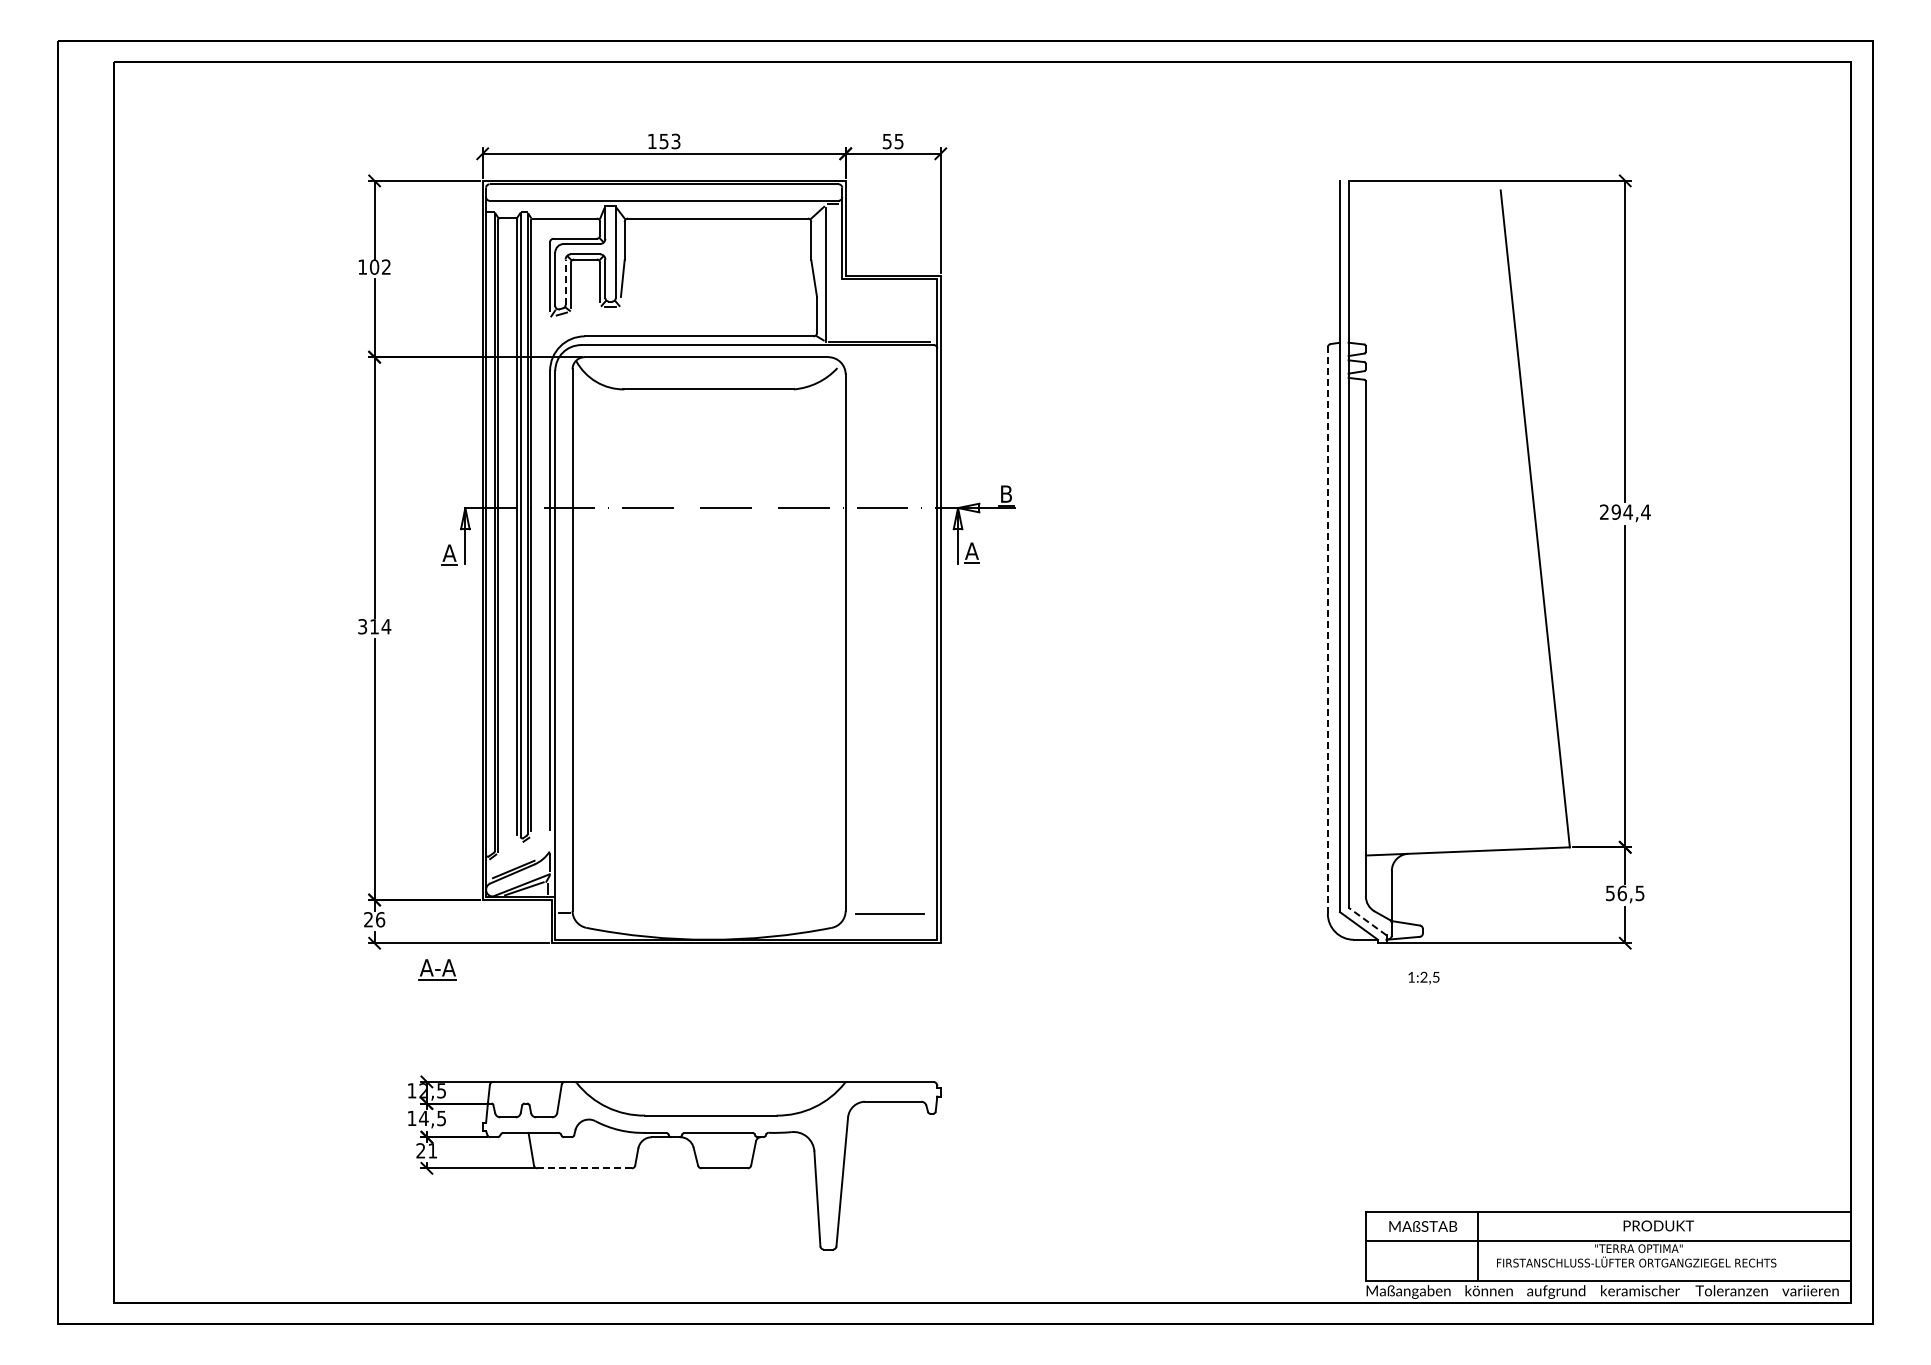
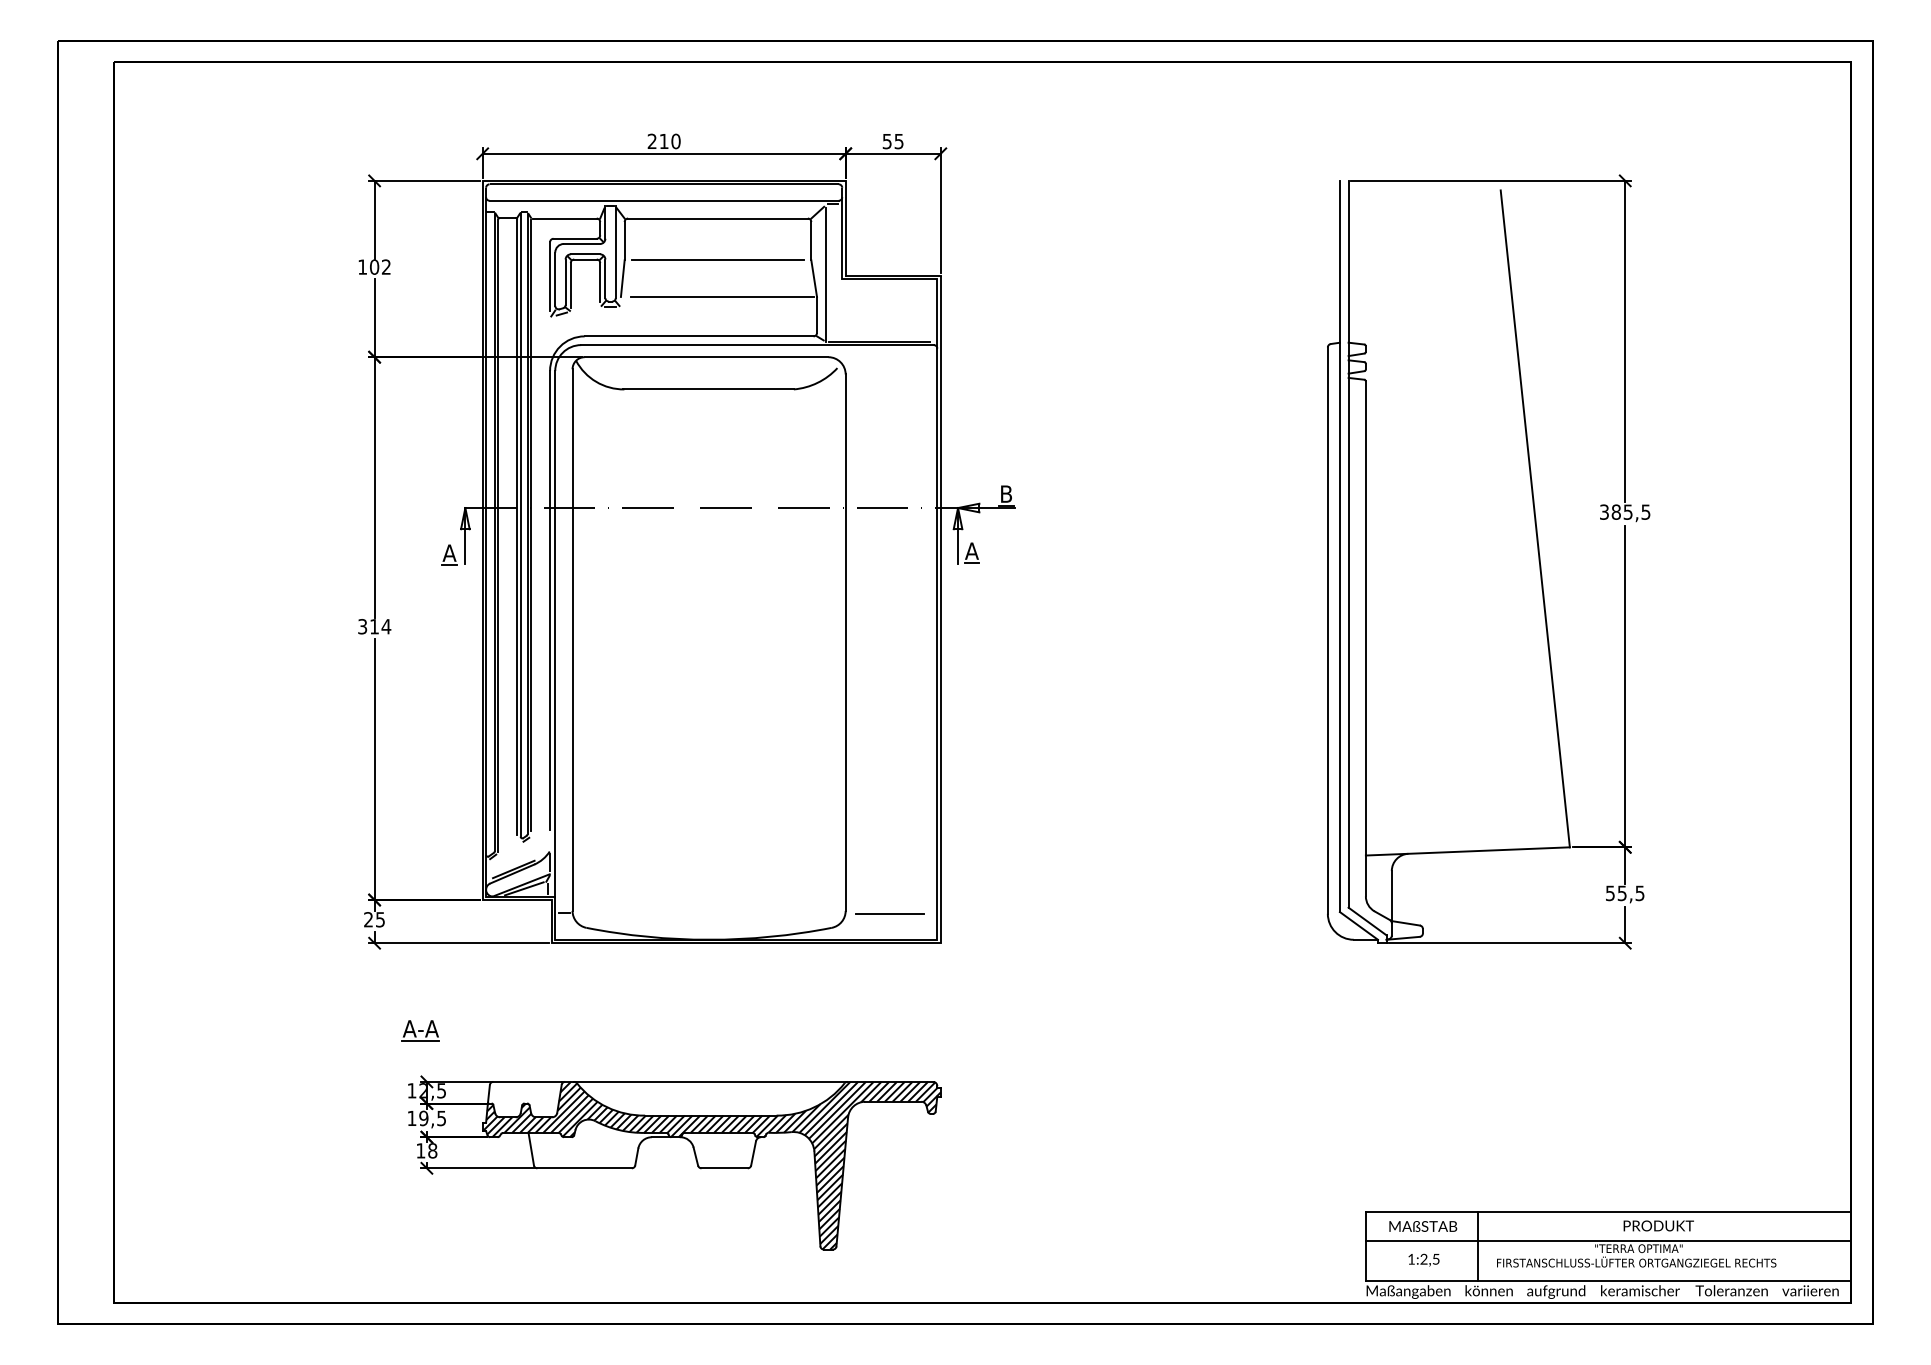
text: 153 -> 210 (663, 141)
line: none -> present (717, 260)
line: dashed -> solid (565, 282)
line: none -> present (722, 296)
text: 294,4 -> 385,5 (1625, 511)
line: dashed -> solid (1327, 630)
text: 56,5 -> 55,5 (1621, 893)
text: 26 -> 25 (380, 919)
line: dashed -> solid (1367, 921)
part position: (437, 969) -> (420, 1030) (420, 1030)
text position: (1423, 977) -> (1423, 1259) (1423, 1259)
text: 14,5 -> 19,5 (423, 1118)
text: 21 -> 18 (426, 1150)
hatch: none -> present (711, 1165)
line: dashed -> solid (585, 1168)
